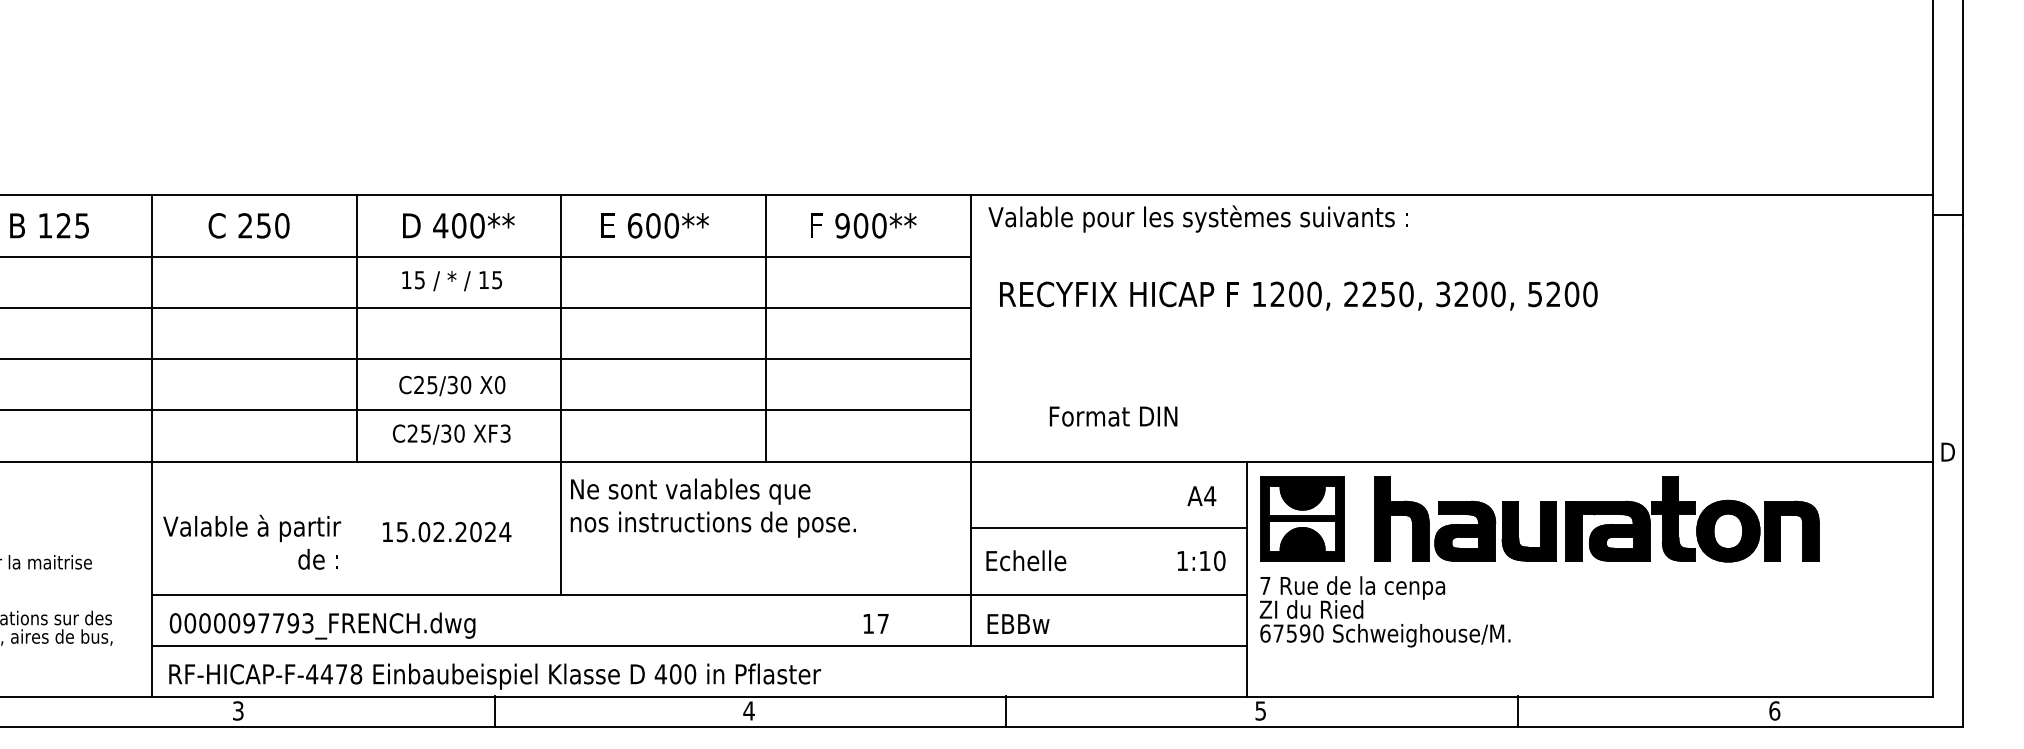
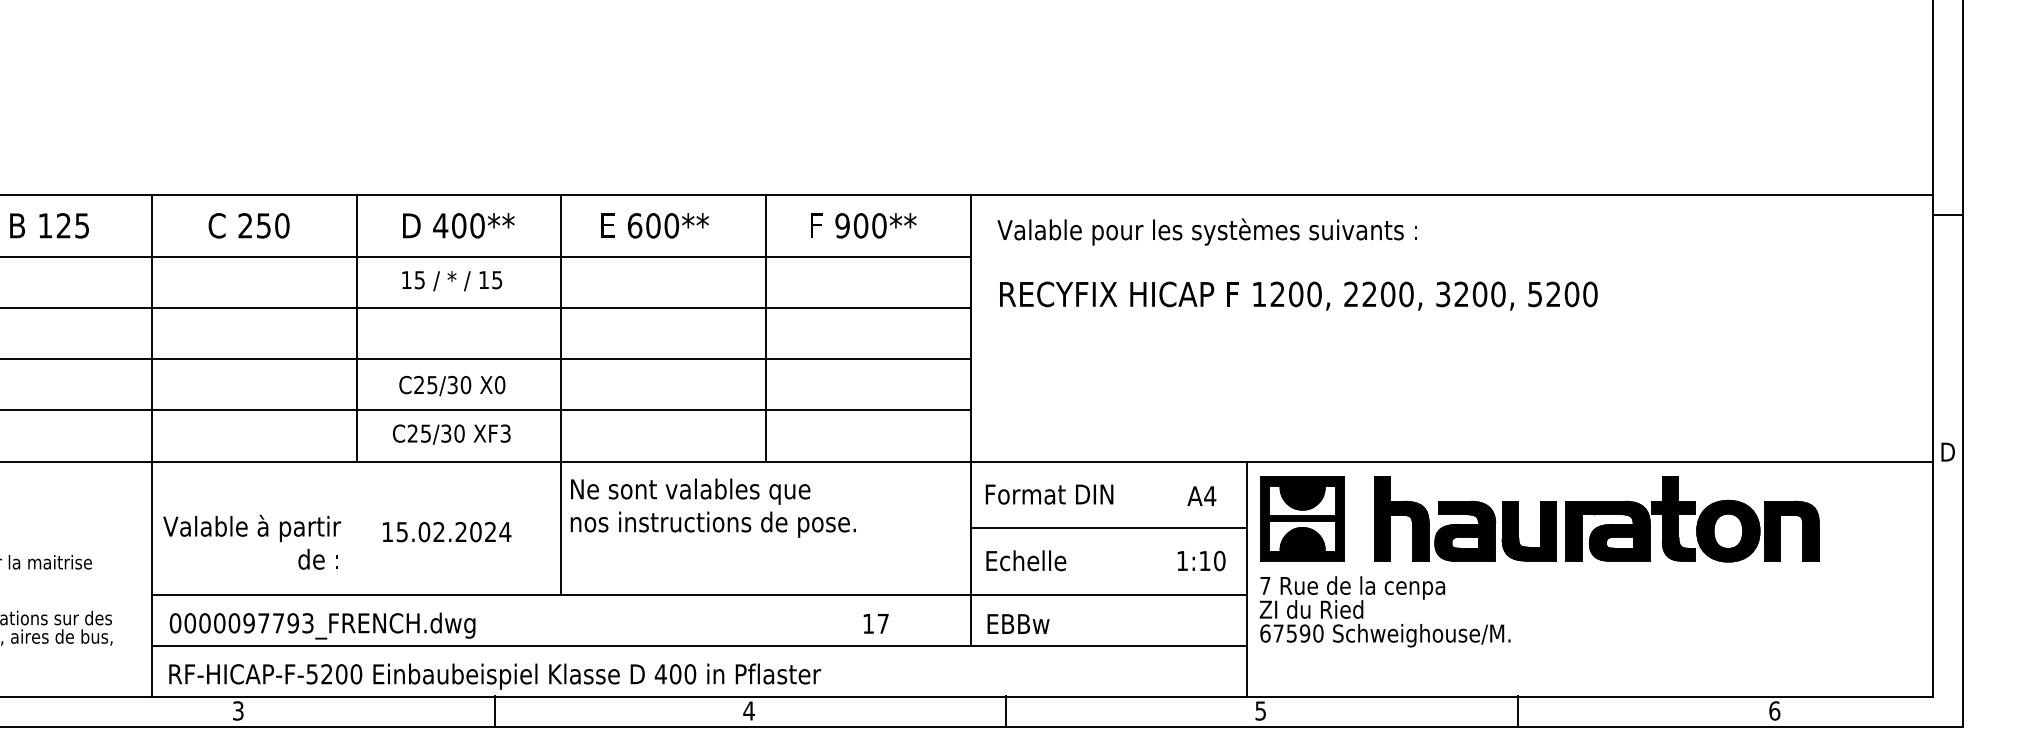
text position: (1197, 218) -> (1206, 231) (1206, 231)
text: 2250, -> 2200, (1387, 294)
text position: (1113, 416) -> (1049, 494) (1049, 494)
text: RF-HICAP-F-4478 -> RF-HICAP-F-5200 (334, 674)
